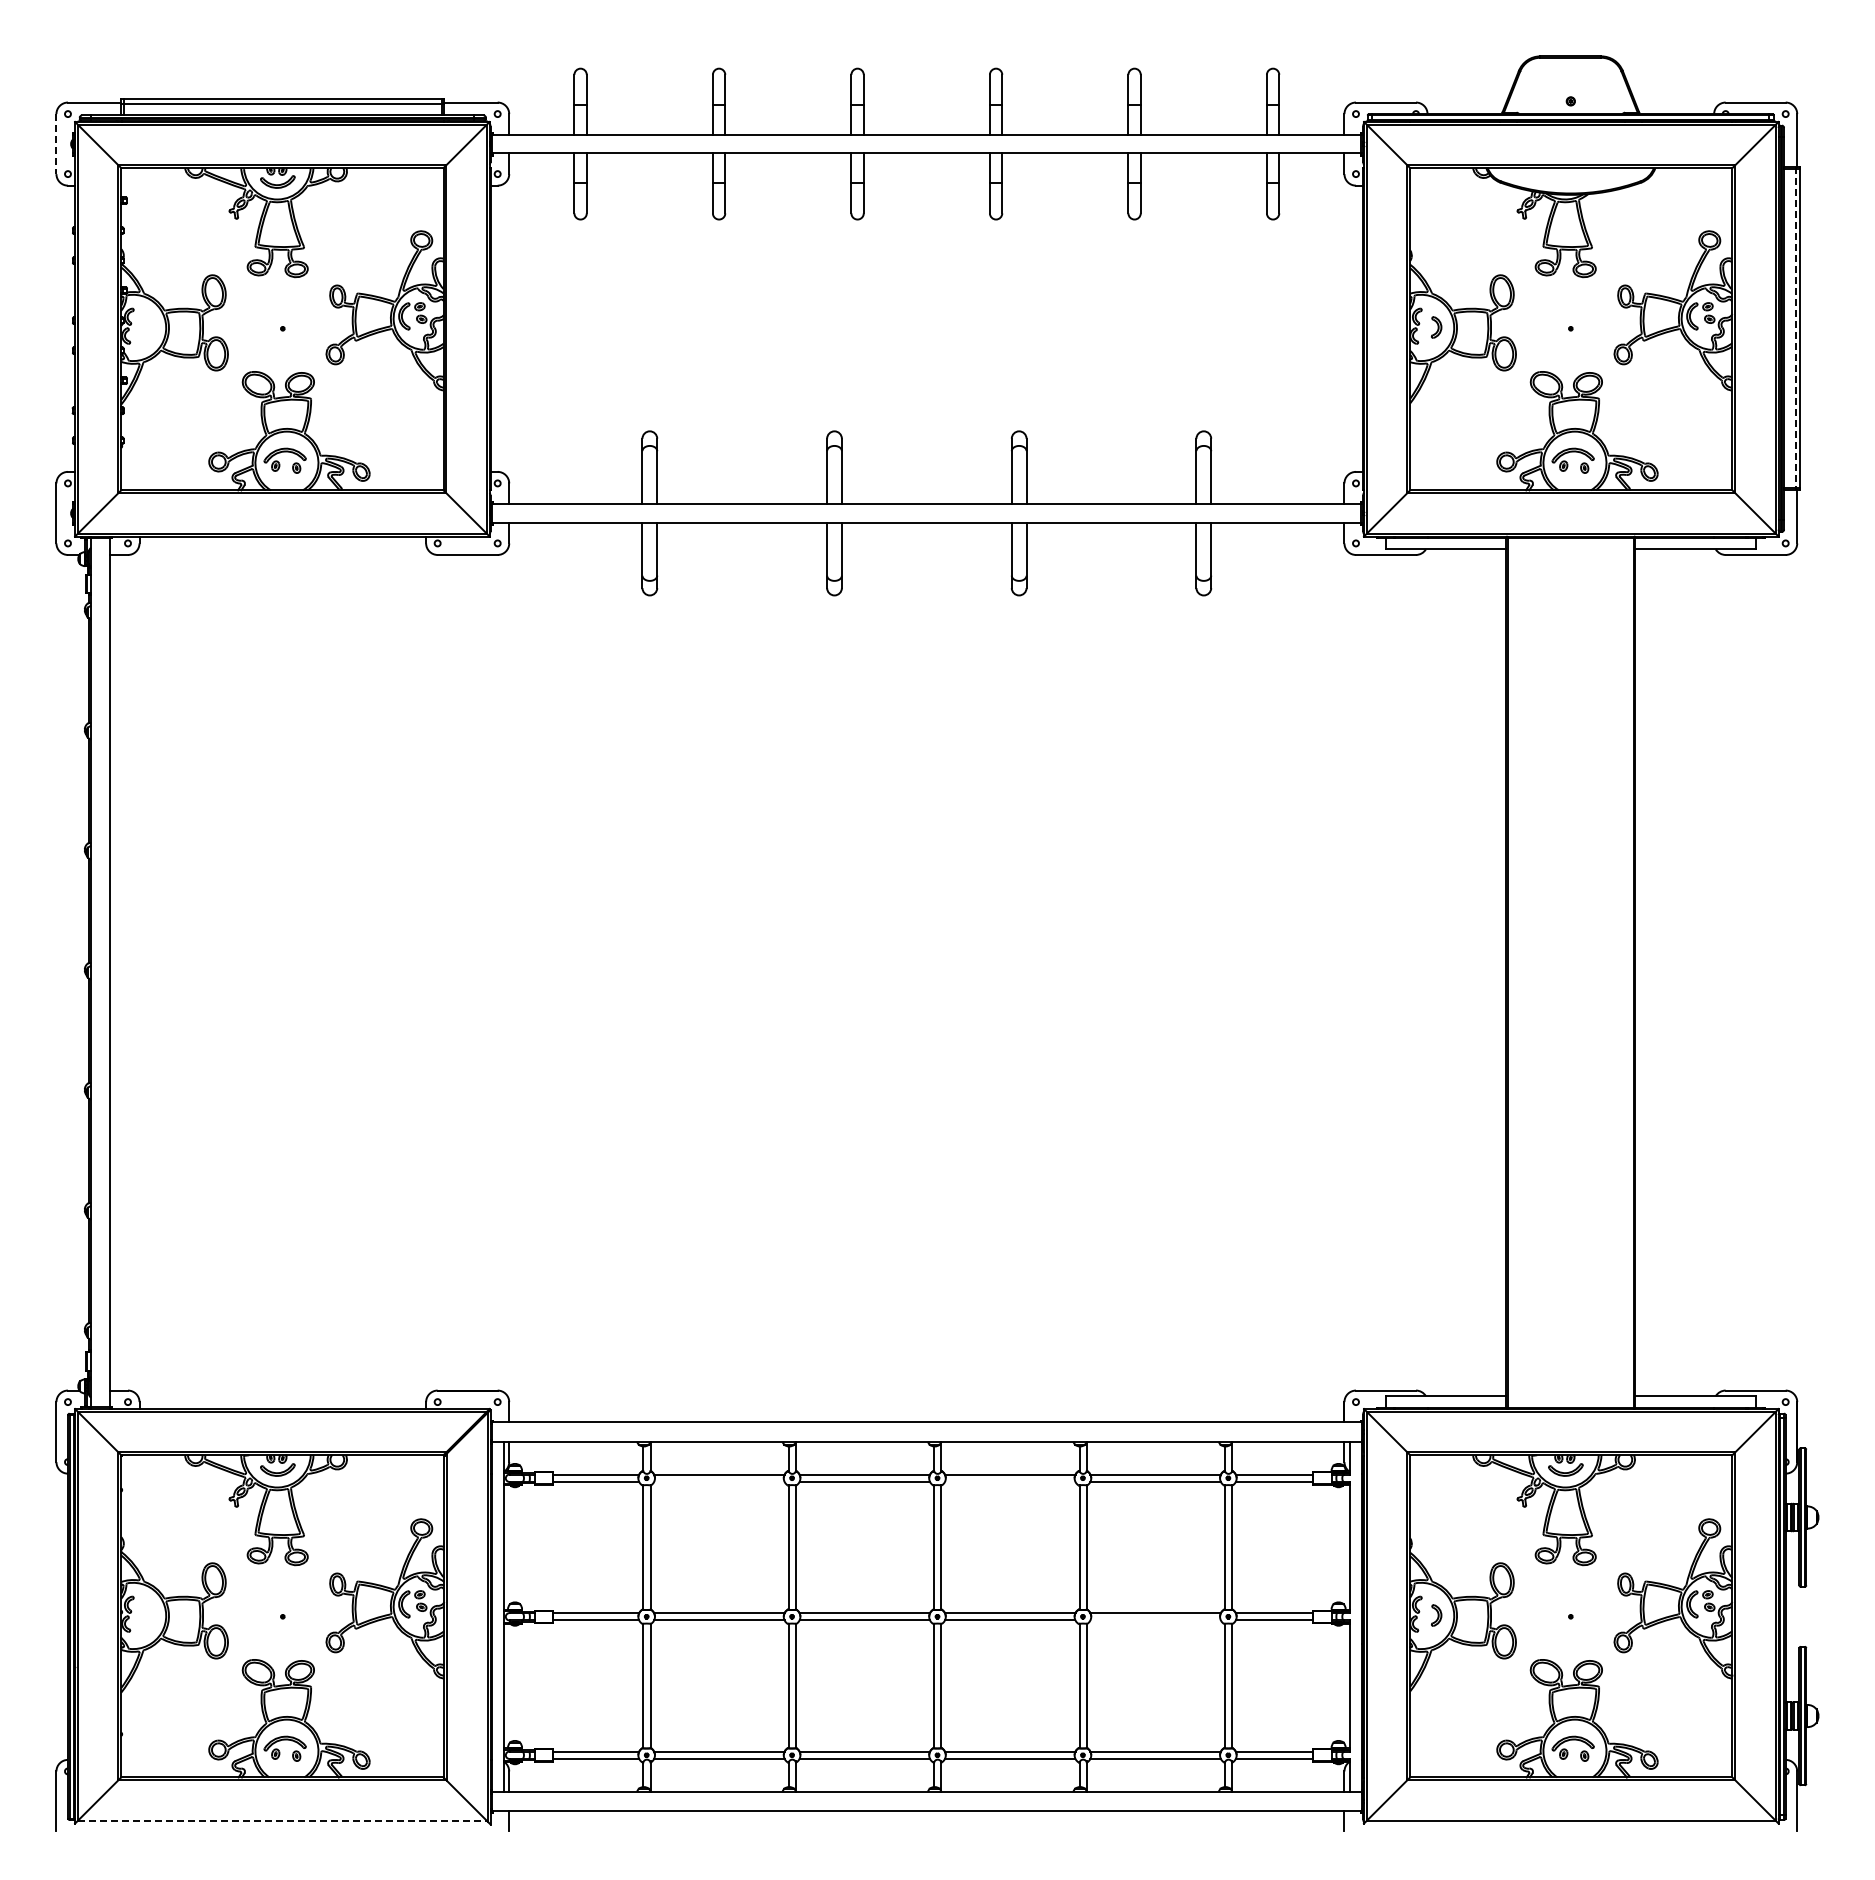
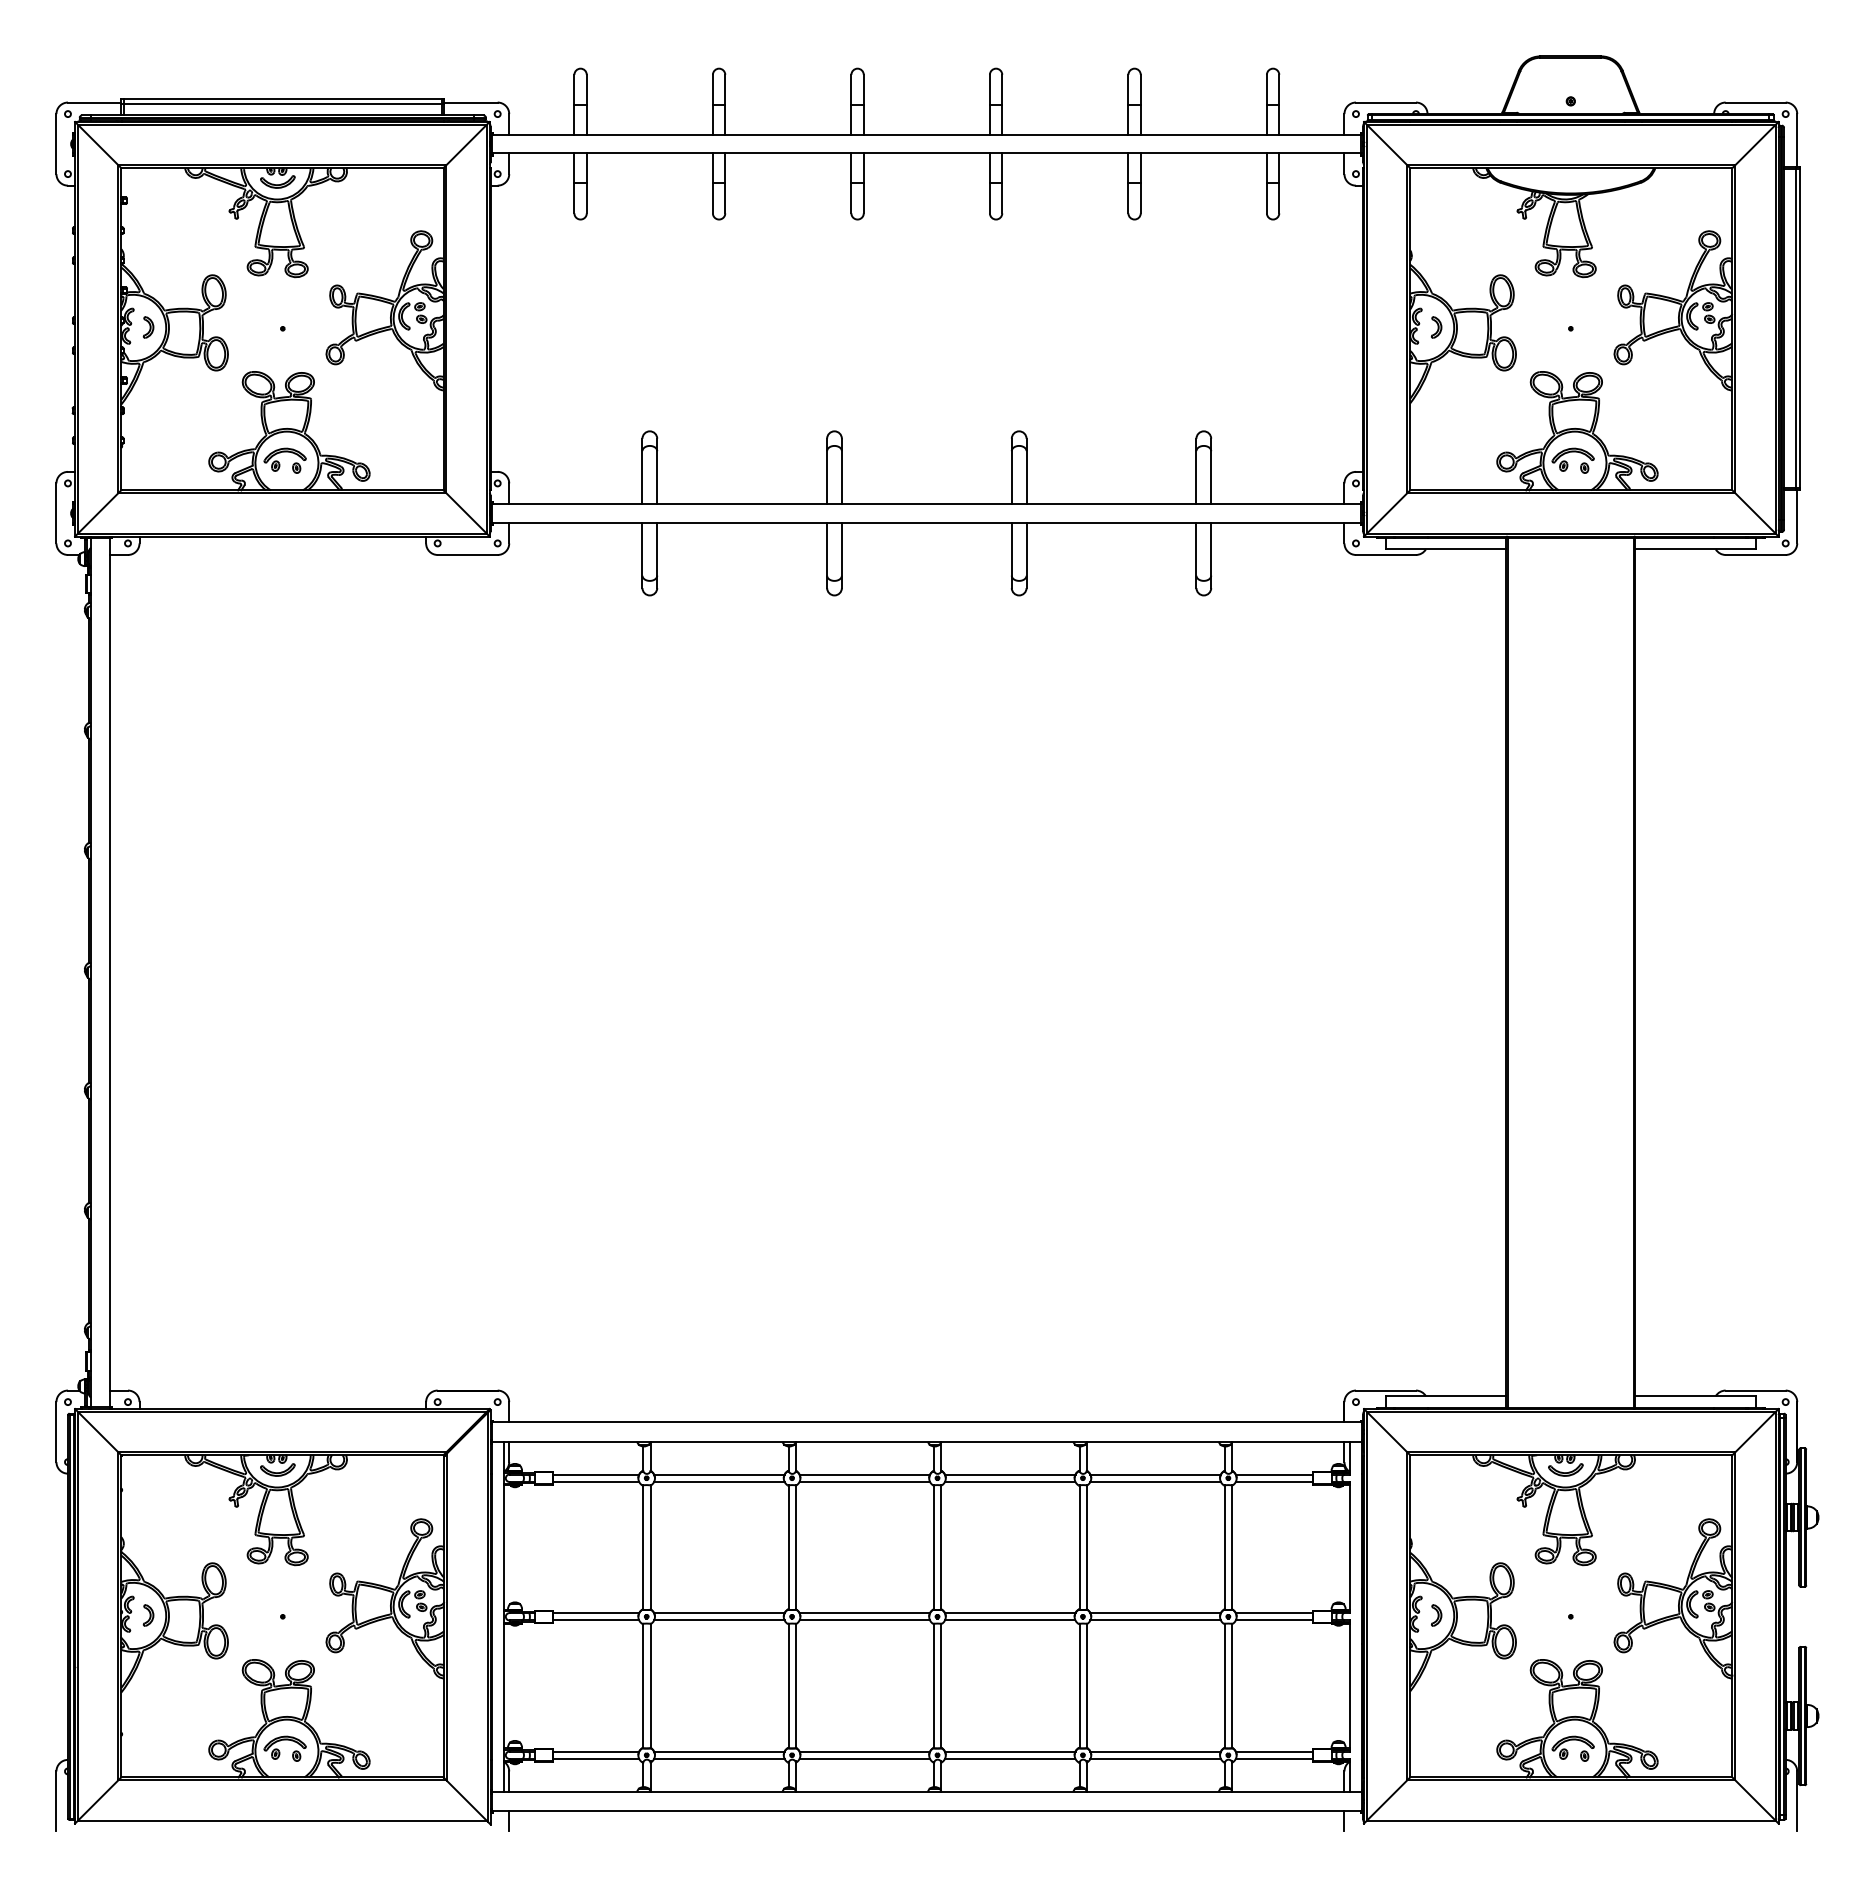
line: dashed -> solid (56, 144)
part: none -> present (148, 327)
line: dashed -> solid (1795, 328)
line: none -> present (719, 1481)
line: none -> present (1009, 1481)
part: none -> present (148, 1615)
line: none -> present (1155, 1620)
line: dashed -> solid (282, 1820)
